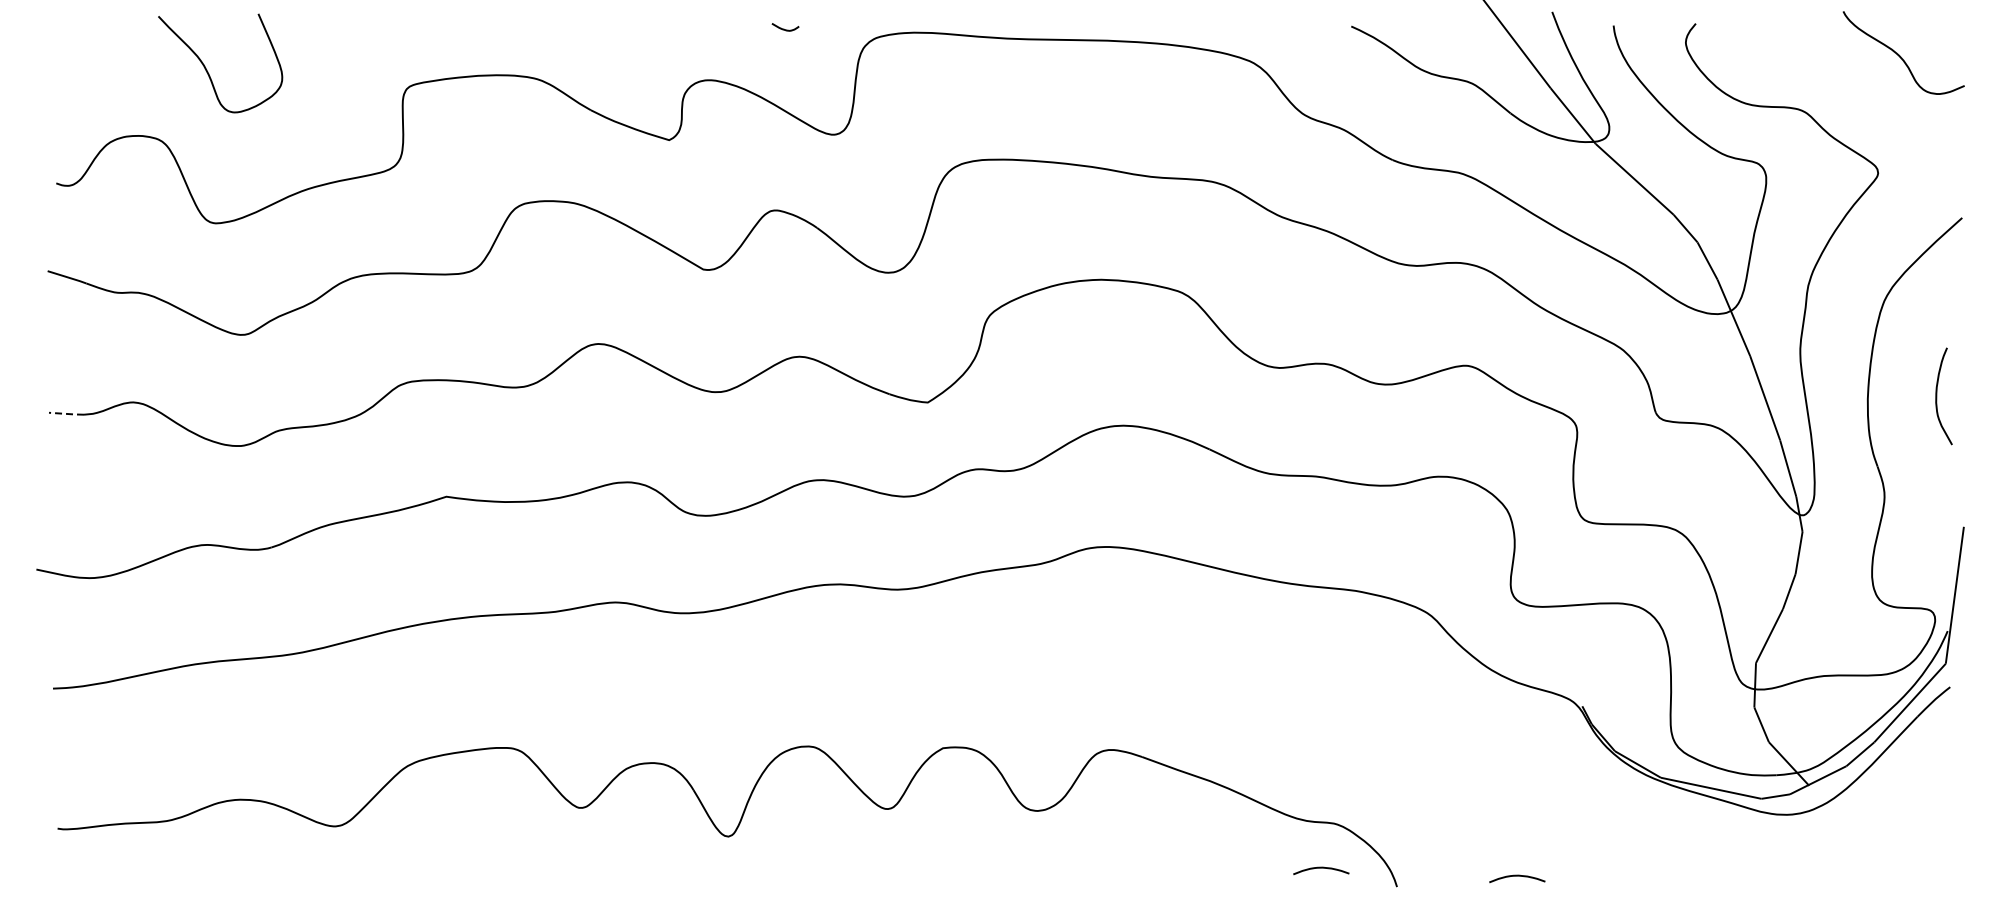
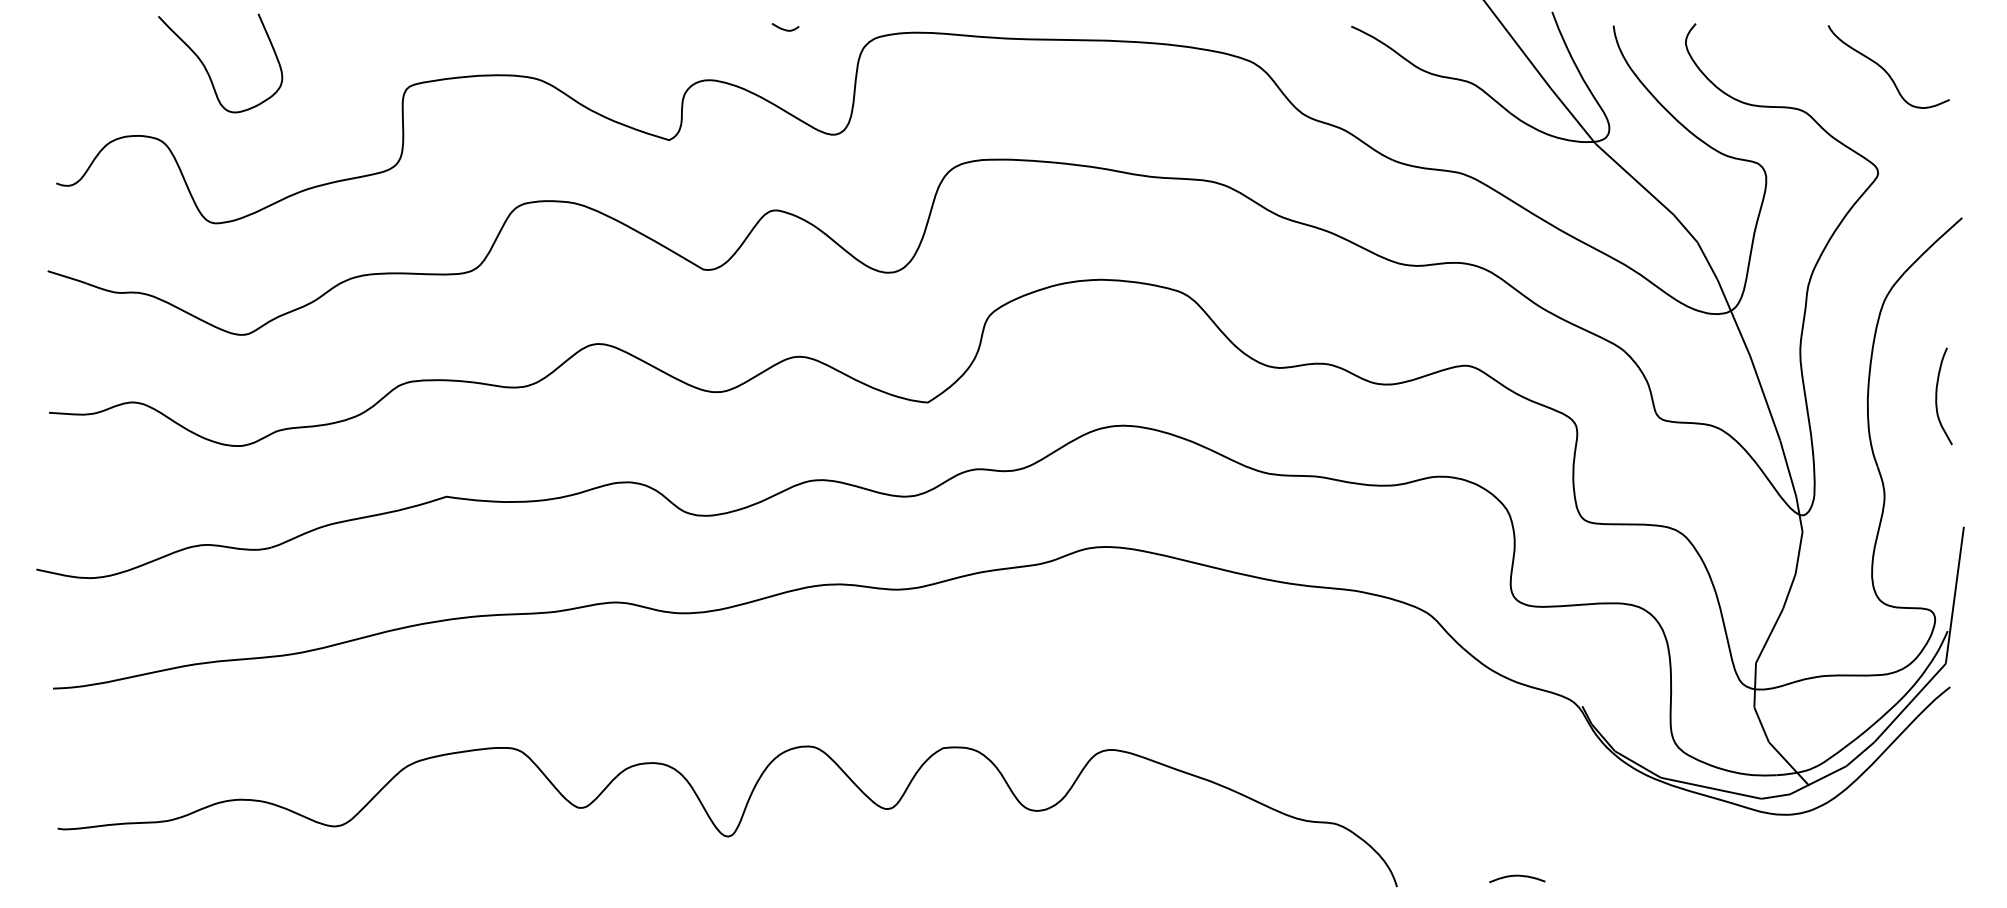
curve position: (1900, 55) -> (1885, 69) (1885, 69)
line: dashed -> solid (66, 413)
curve: present -> none (1321, 868)
